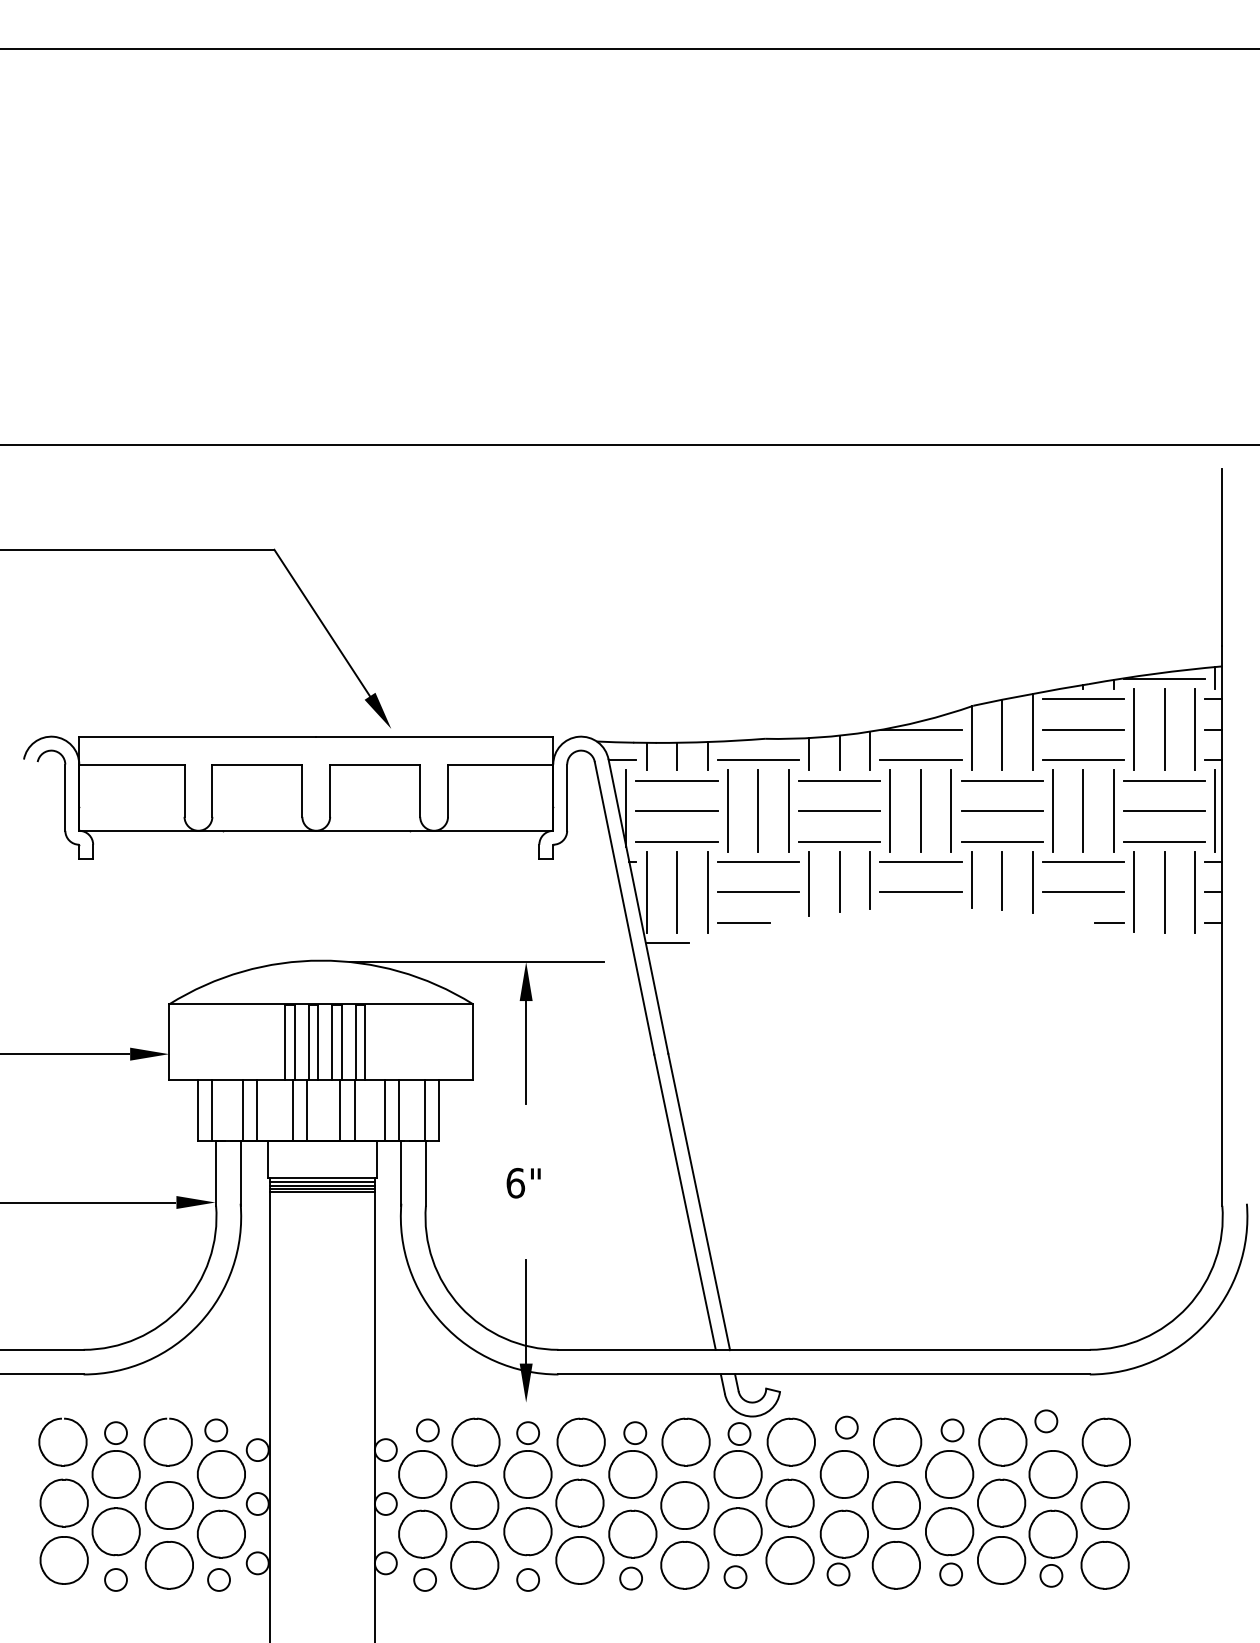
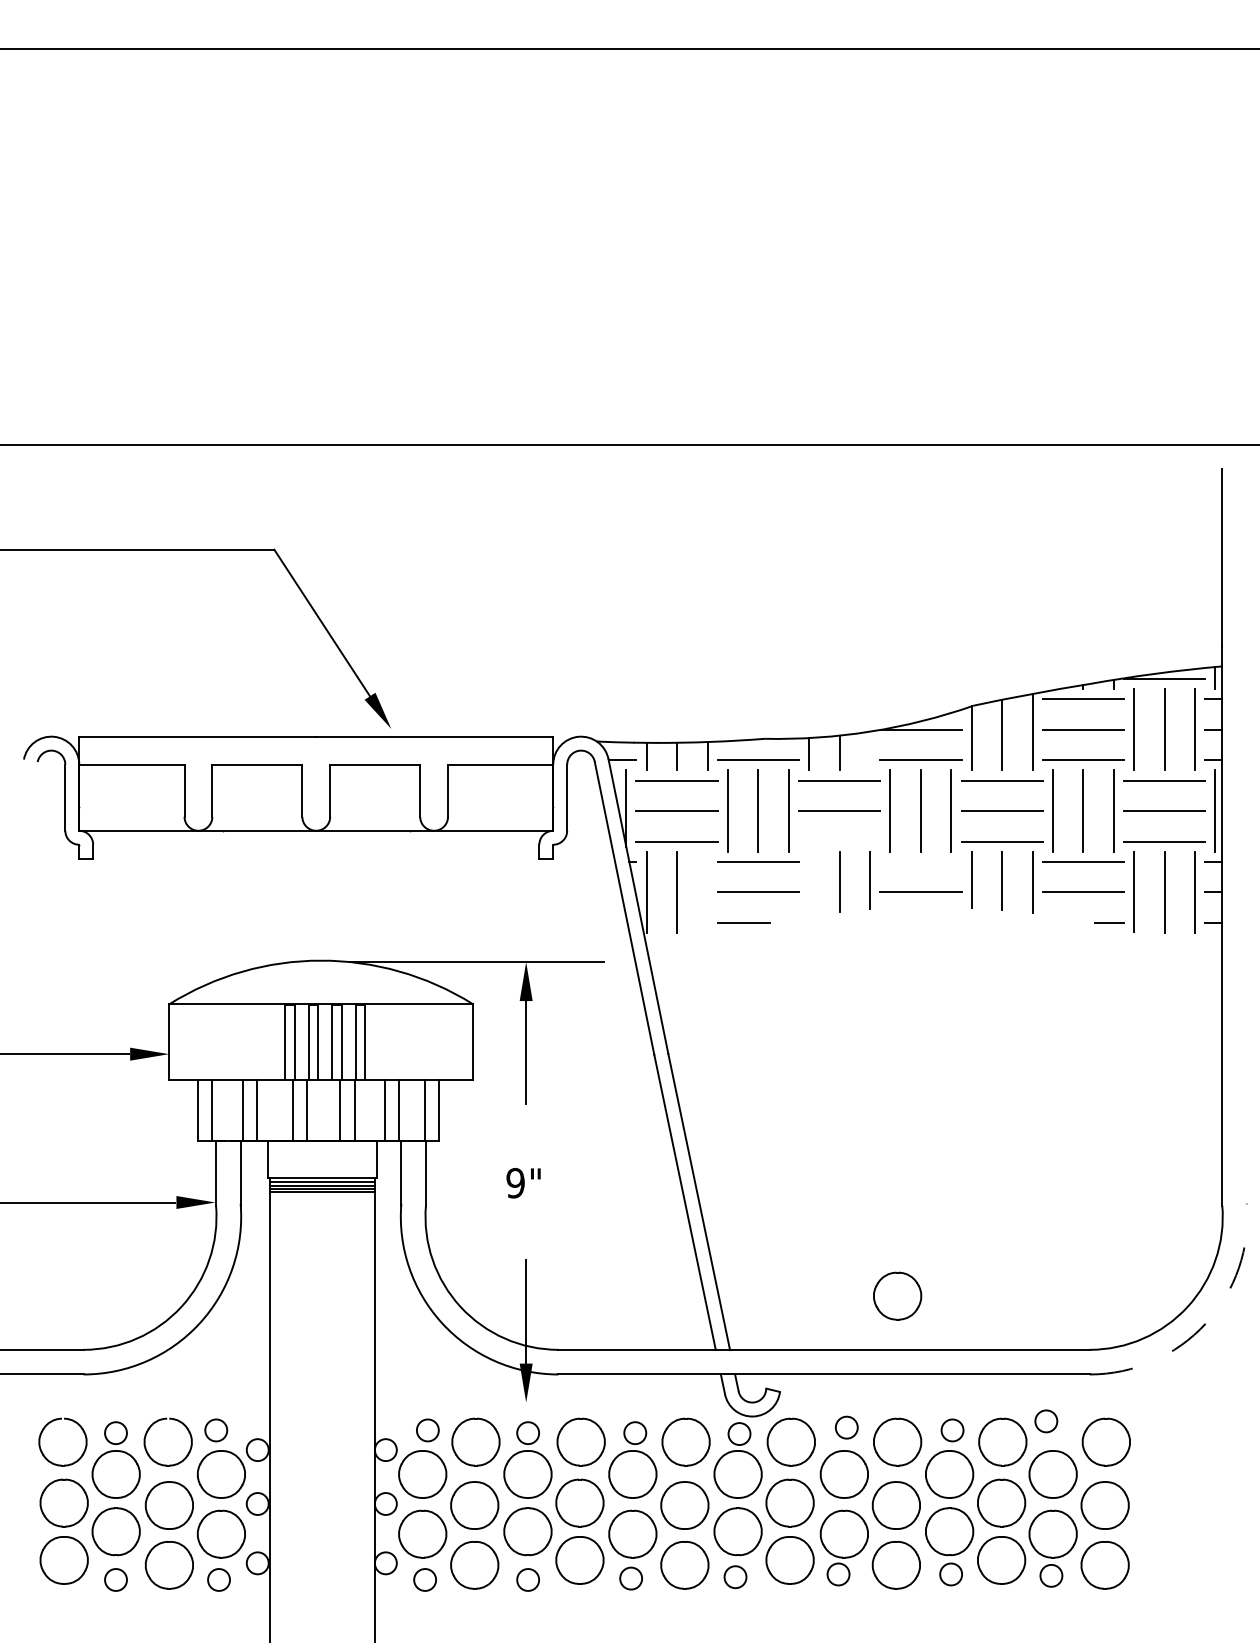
line: present -> none (870, 750)
line: present -> none (839, 841)
line: present -> none (920, 861)
line: present -> none (809, 883)
line: present -> none (707, 892)
line: present -> none (667, 943)
text: 6" -> 9" (515, 1182)
part: none -> present (897, 1295)
arc: solid -> dashed (1205, 1323)
